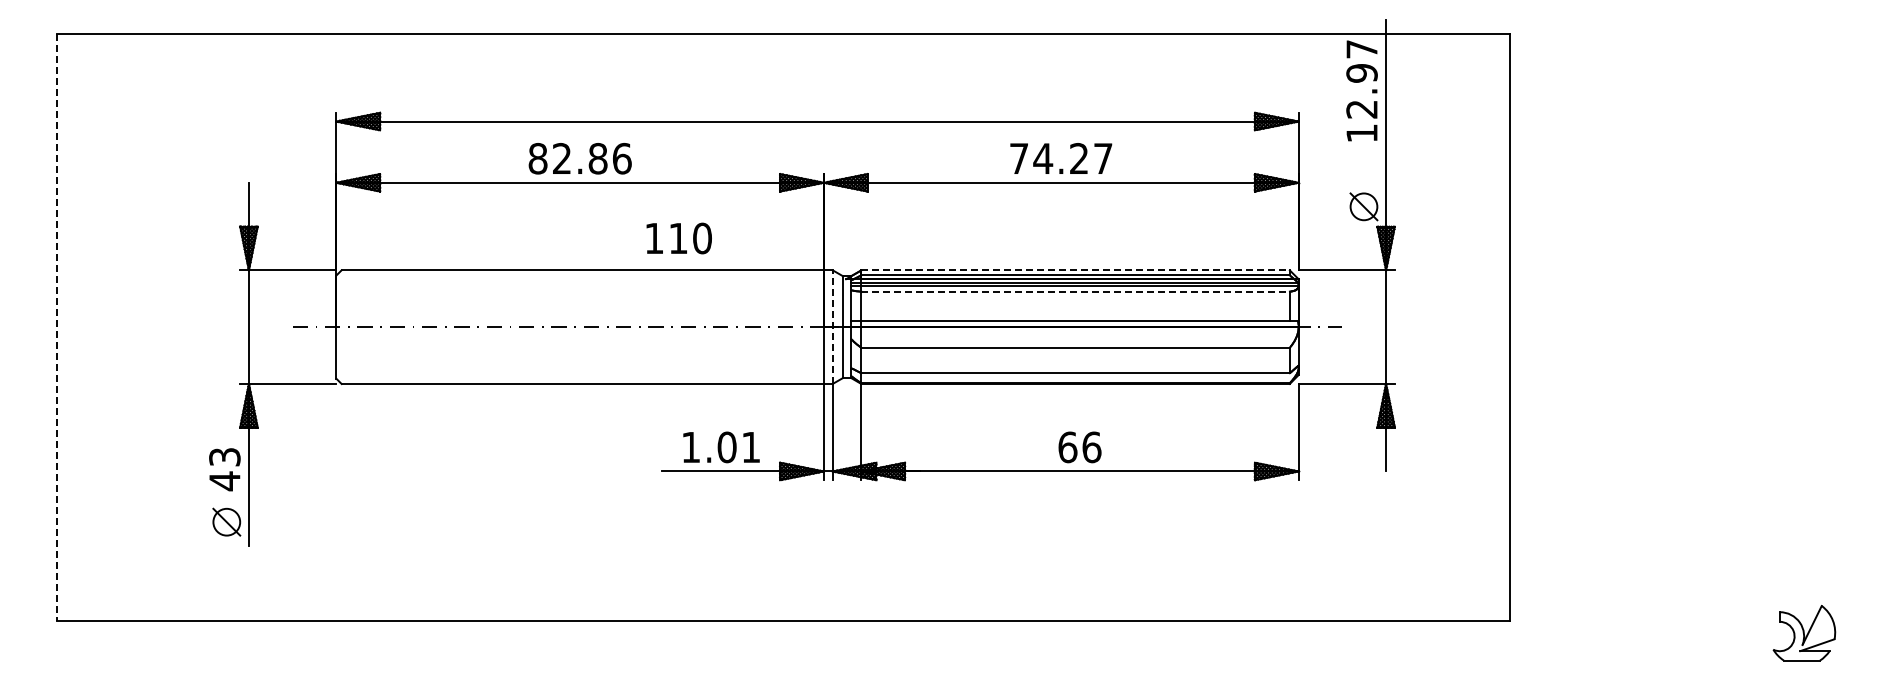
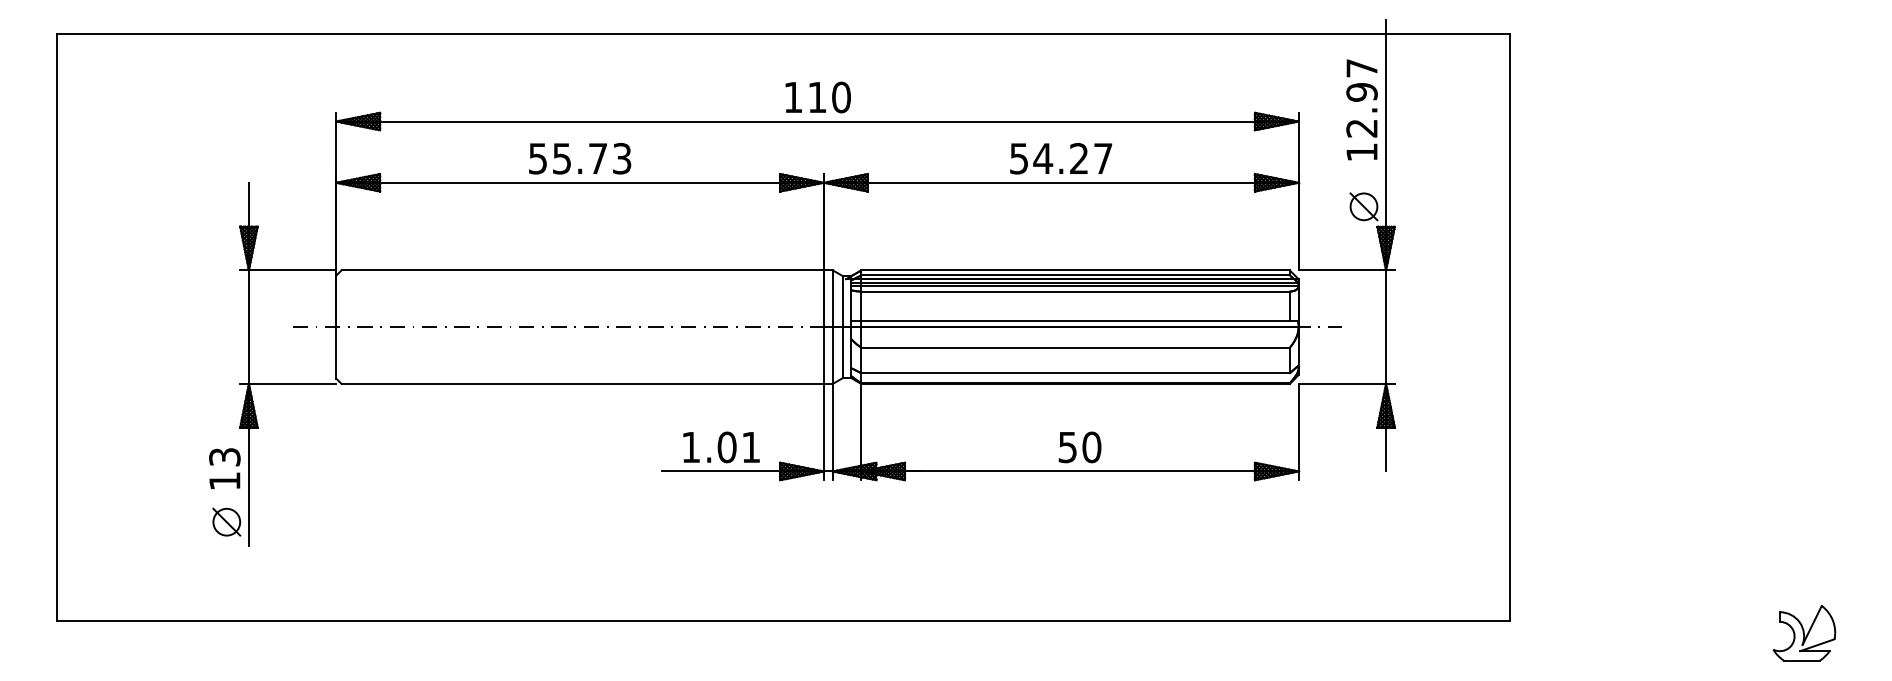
text position: (1361, 90) -> (1361, 109) (1361, 109)
text: 82.86 -> 55.73 (579, 158)
text: 74.27 -> 54.27 (1018, 158)
text position: (678, 238) -> (817, 97) (817, 97)
line: dashed -> solid (1076, 270)
line: dashed -> solid (1076, 291)
line: dashed -> solid (56, 327)
line: dashed -> solid (832, 327)
text: 66 -> 50 (1079, 447)
text: 43 -> 13 (224, 481)
